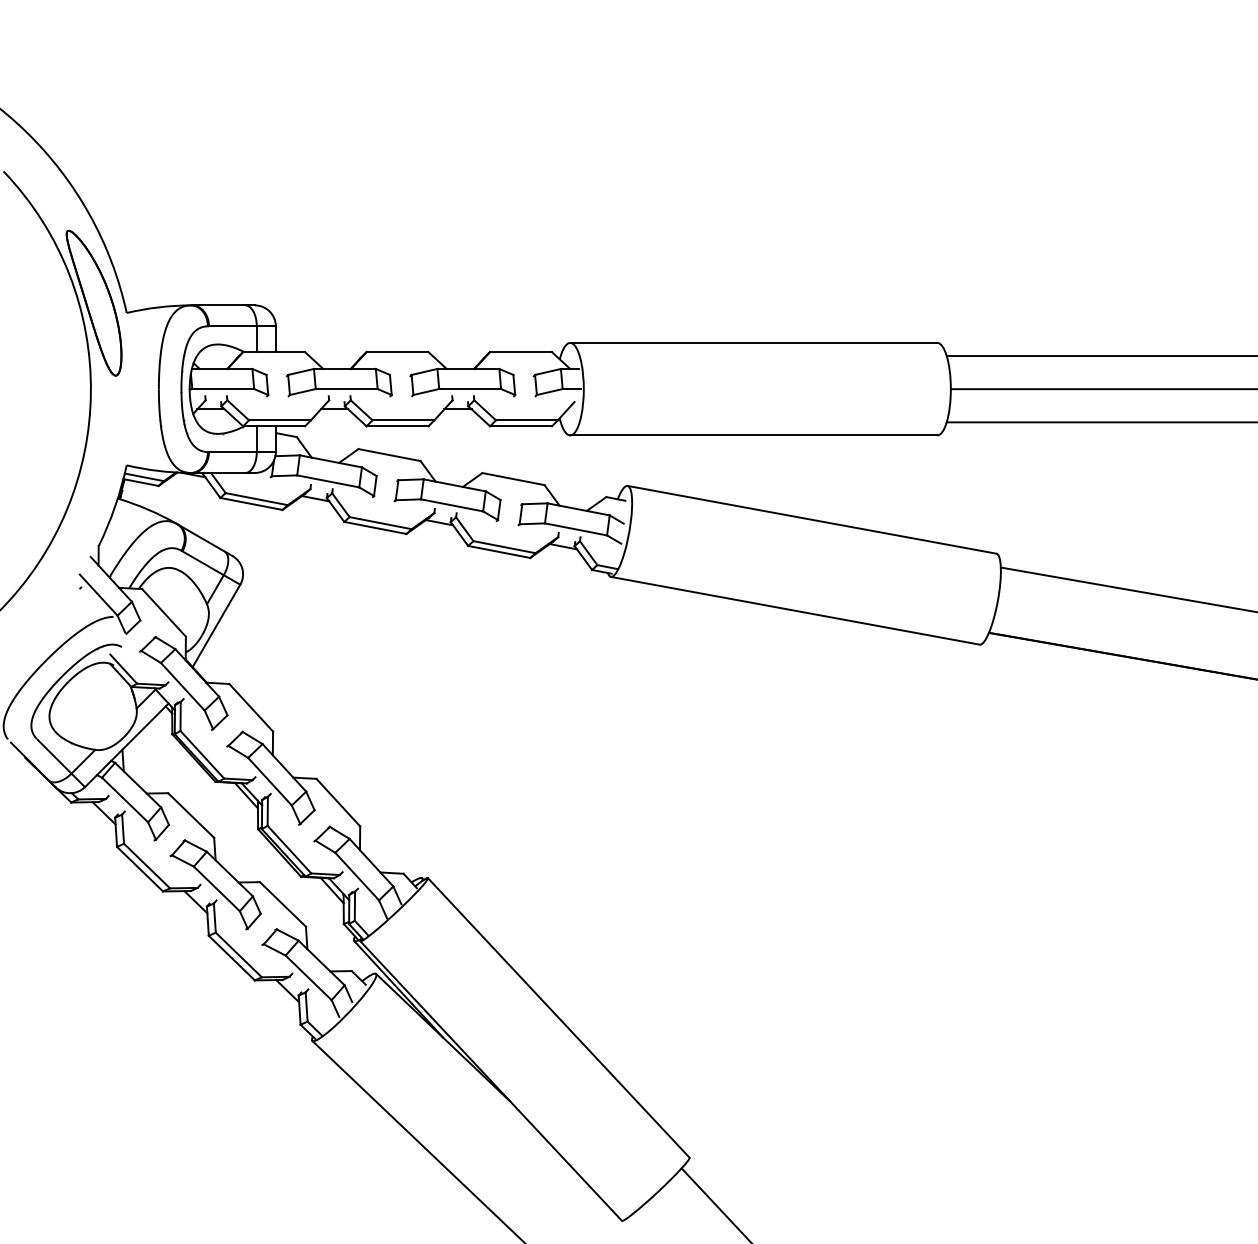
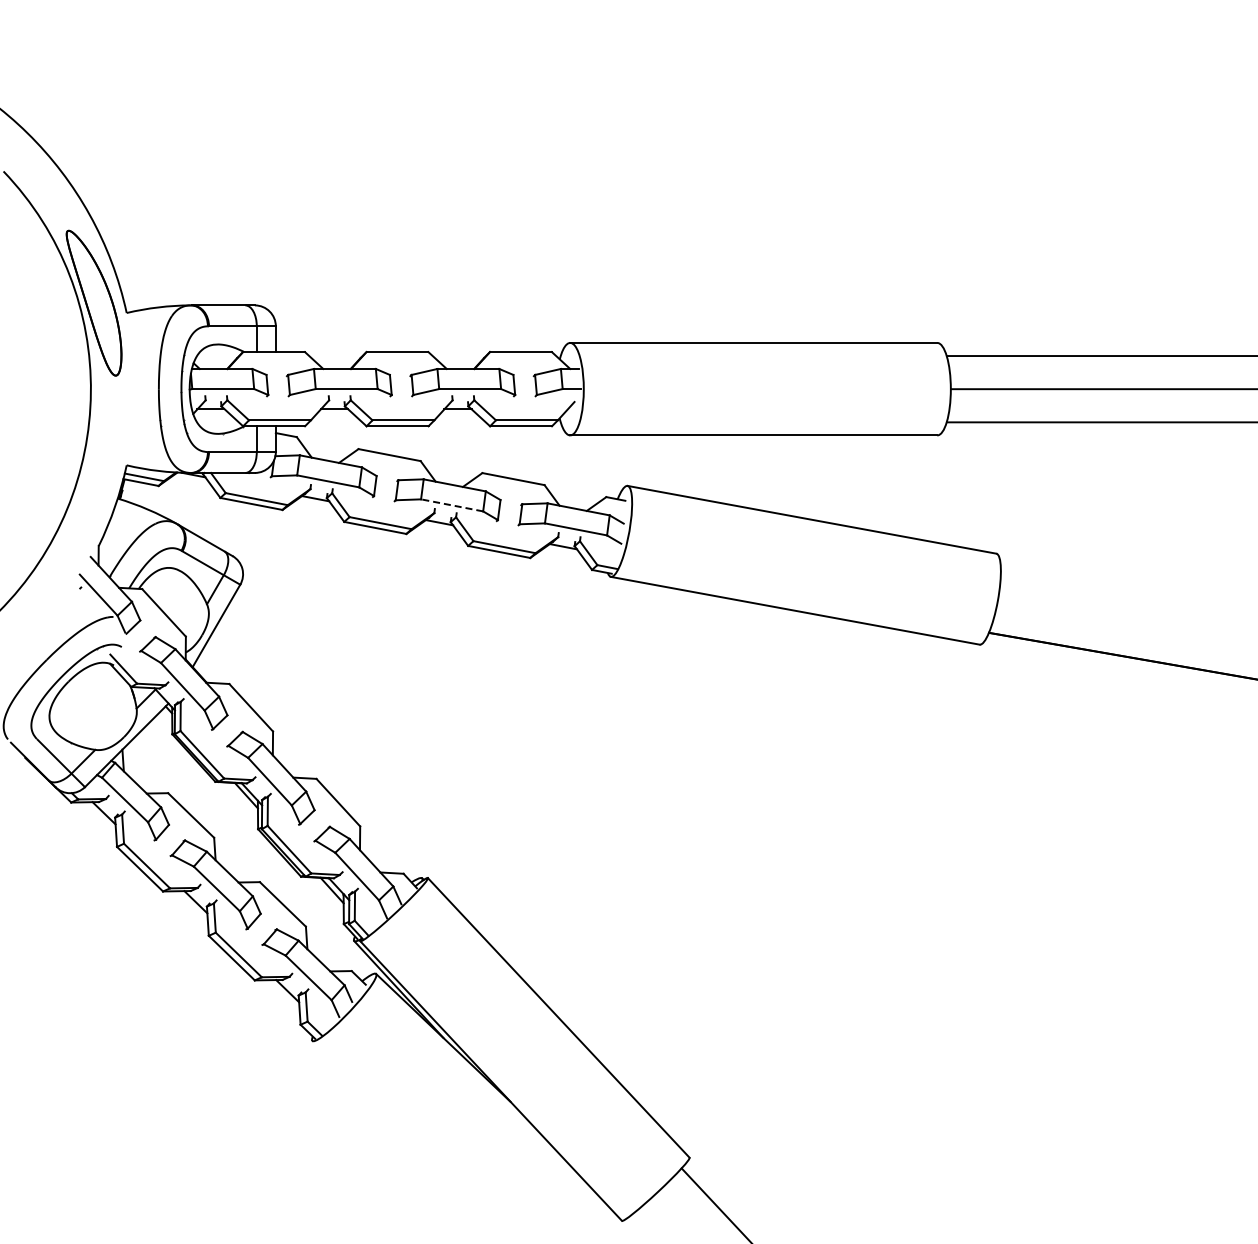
line: solid -> dashed (452, 505)
line: present -> none (1127, 589)
line: present -> none (417, 1140)
